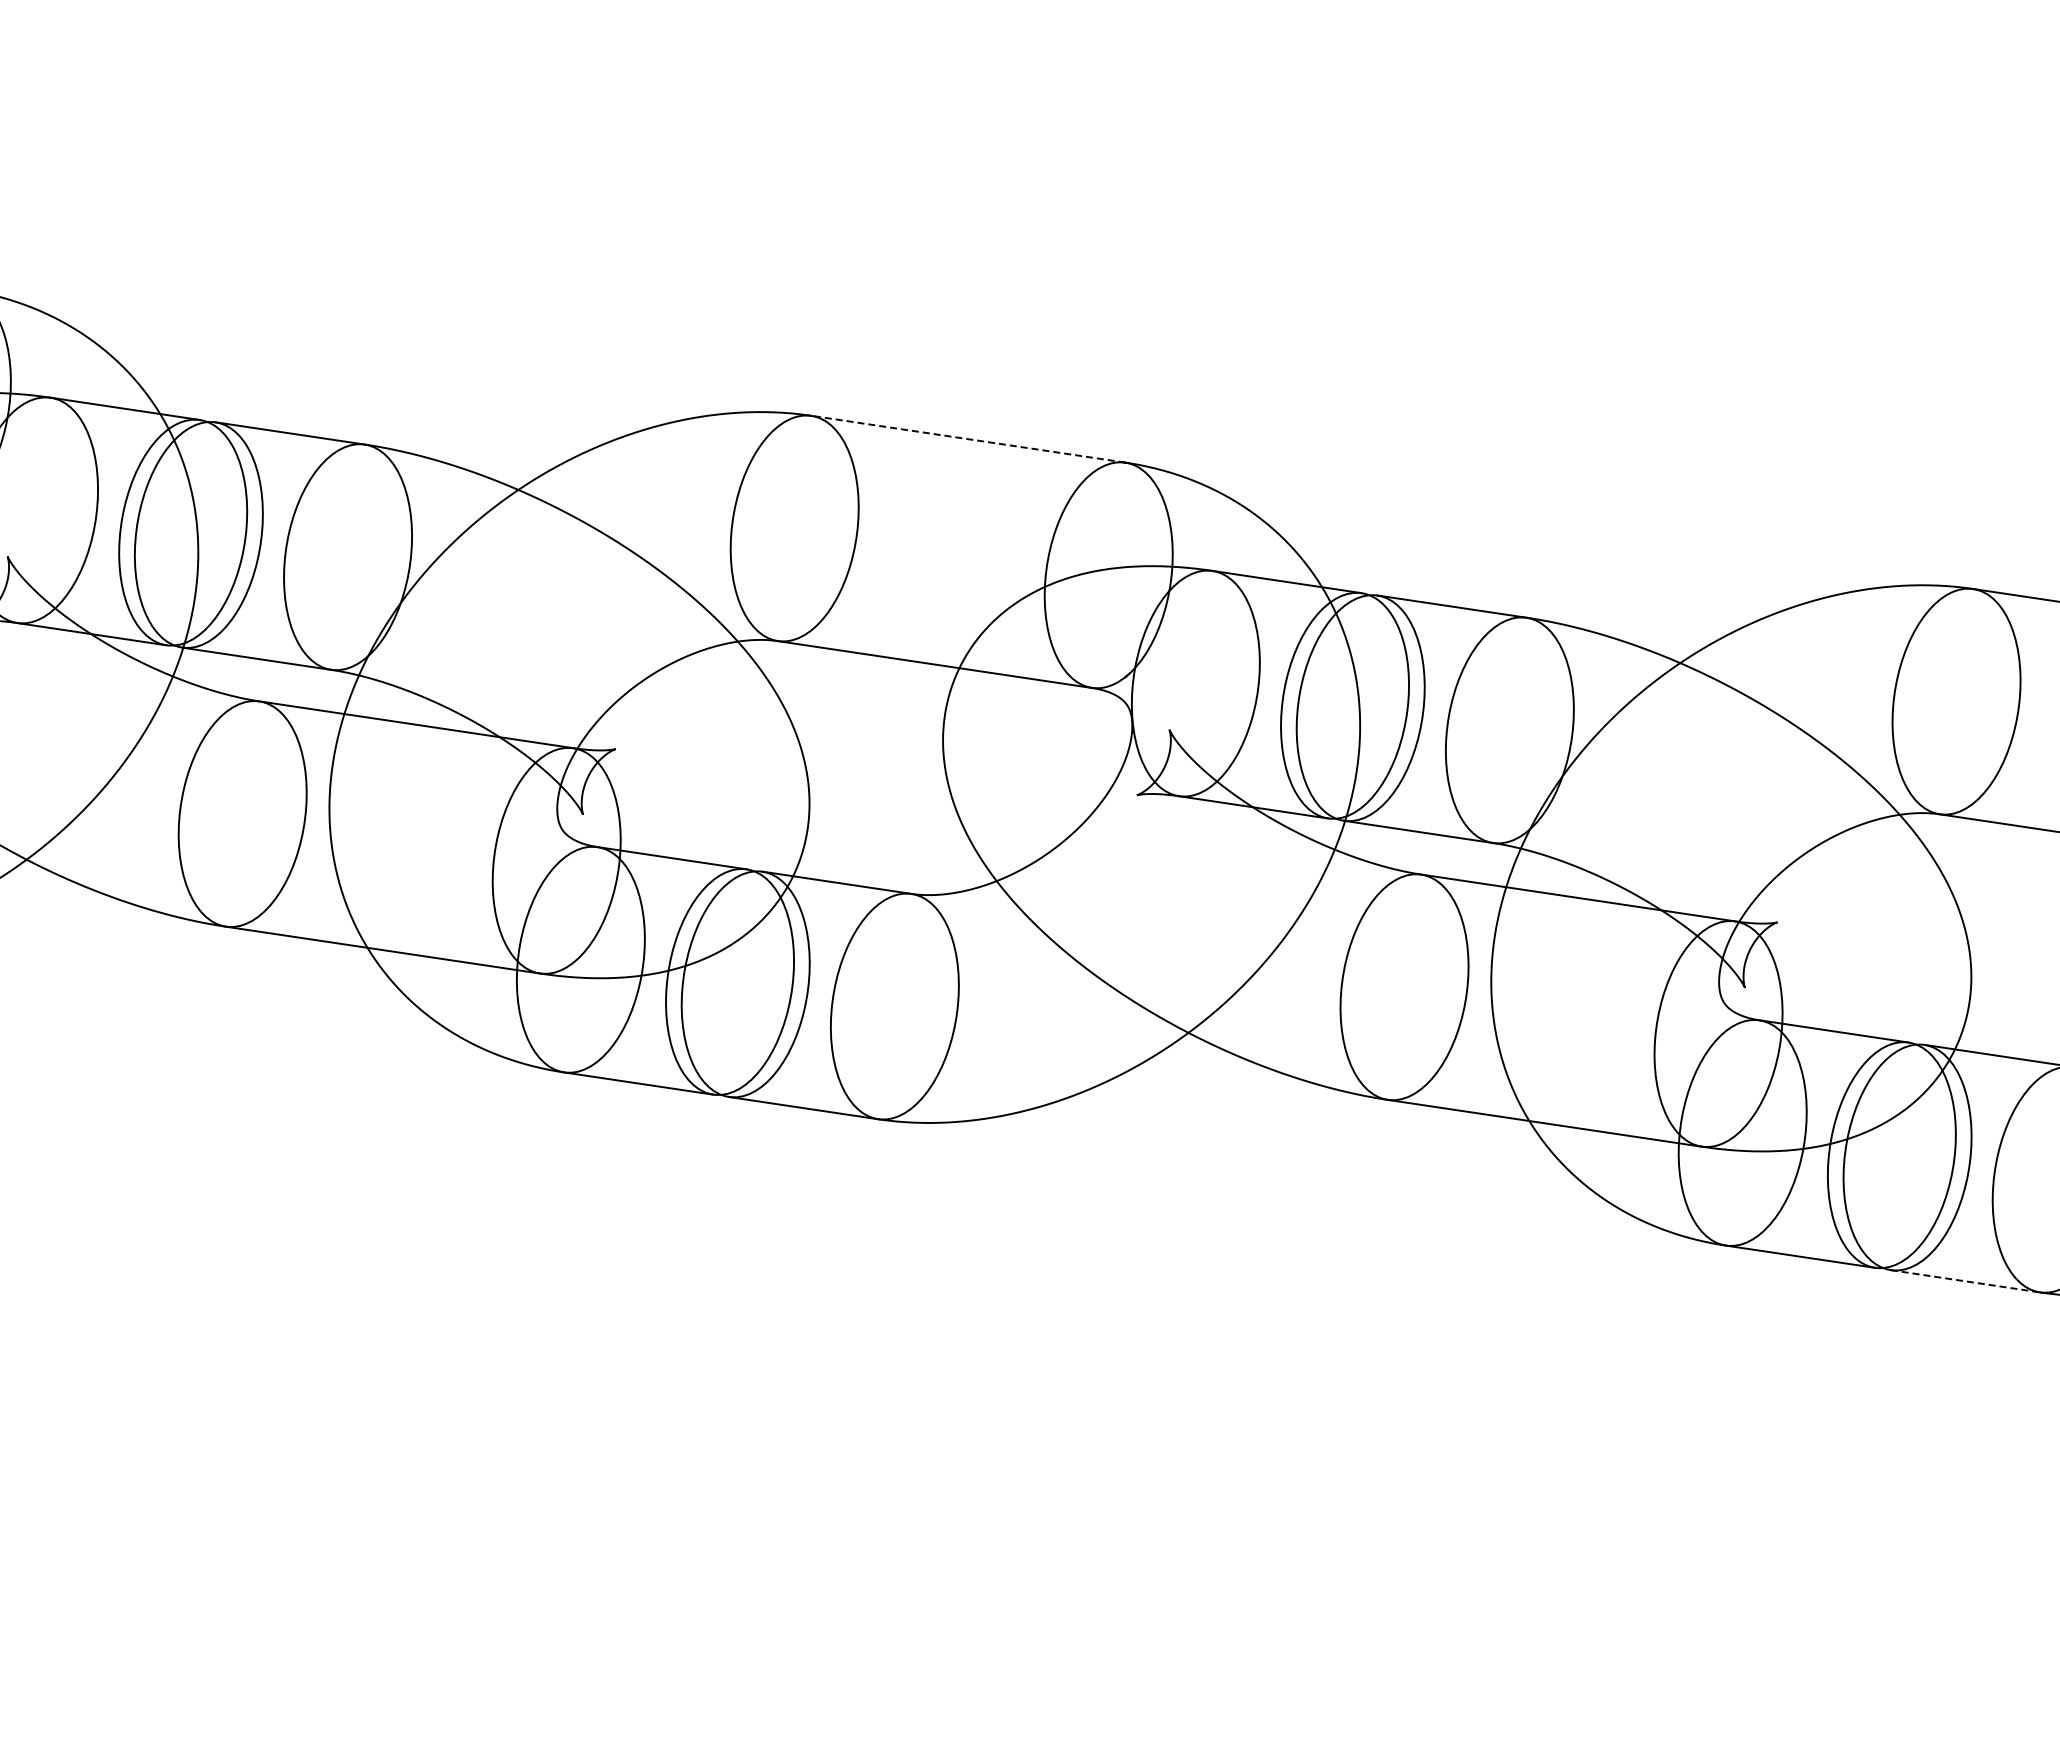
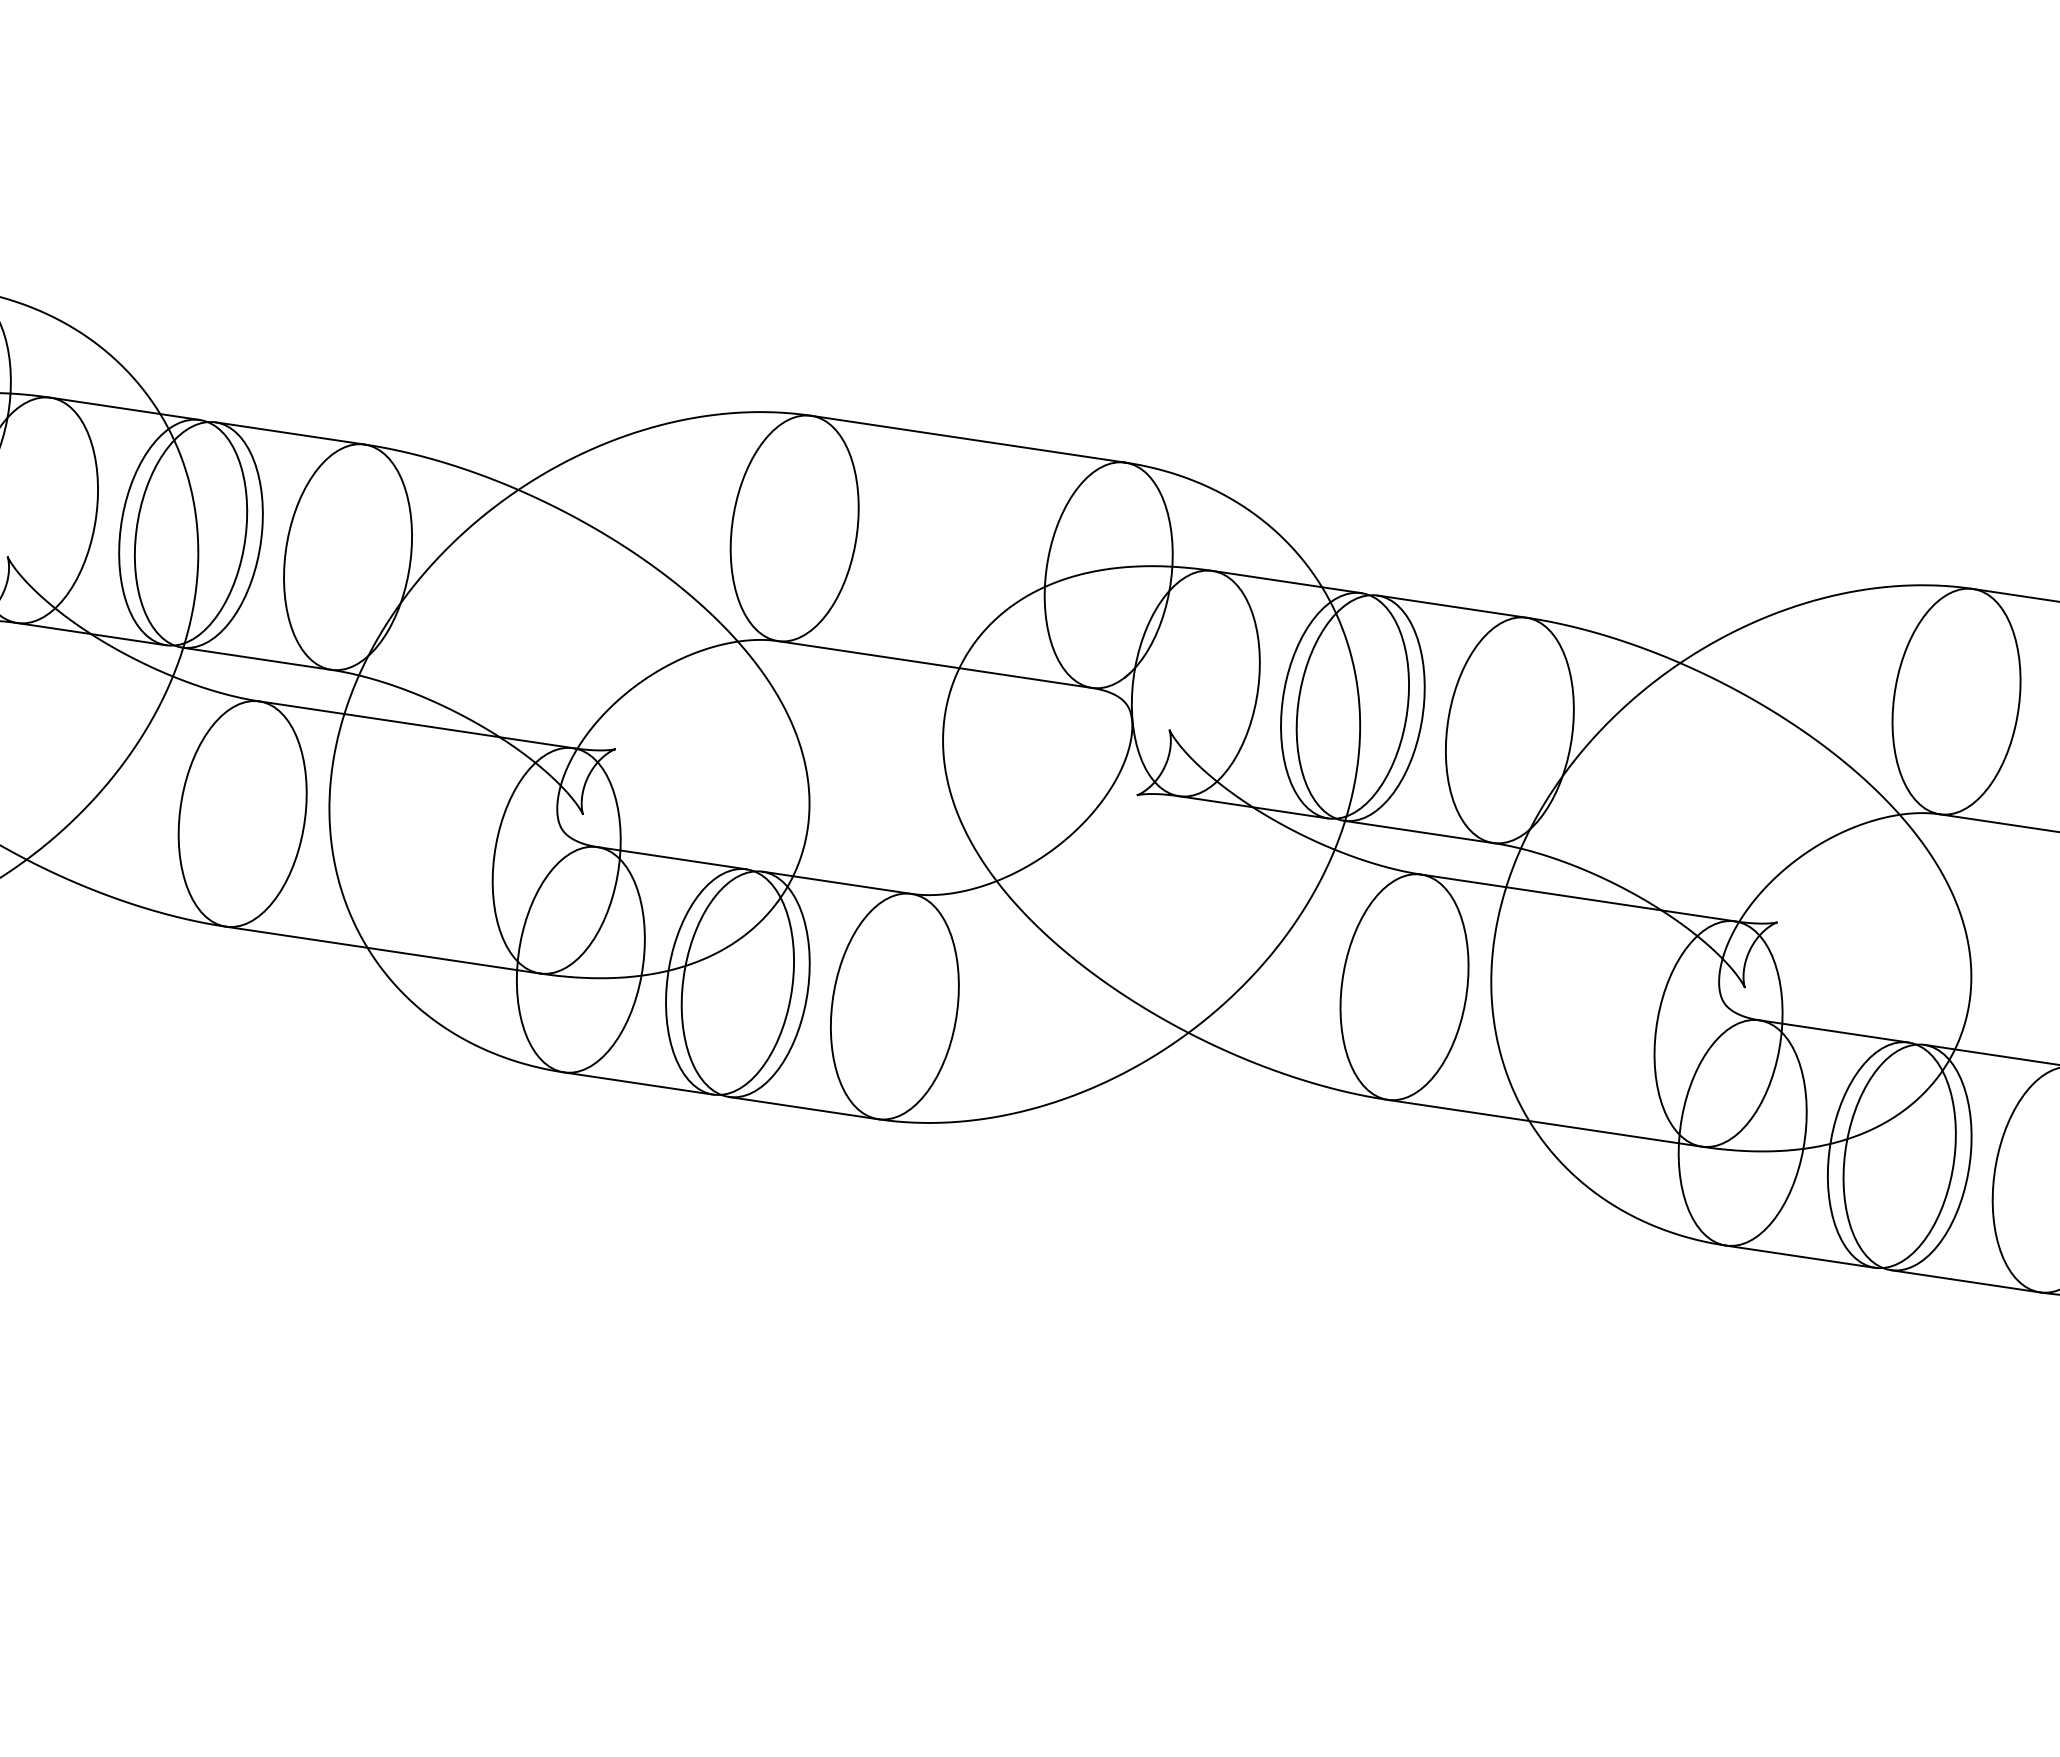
line: dashed -> solid (968, 439)
line: dashed -> solid (1965, 1281)
